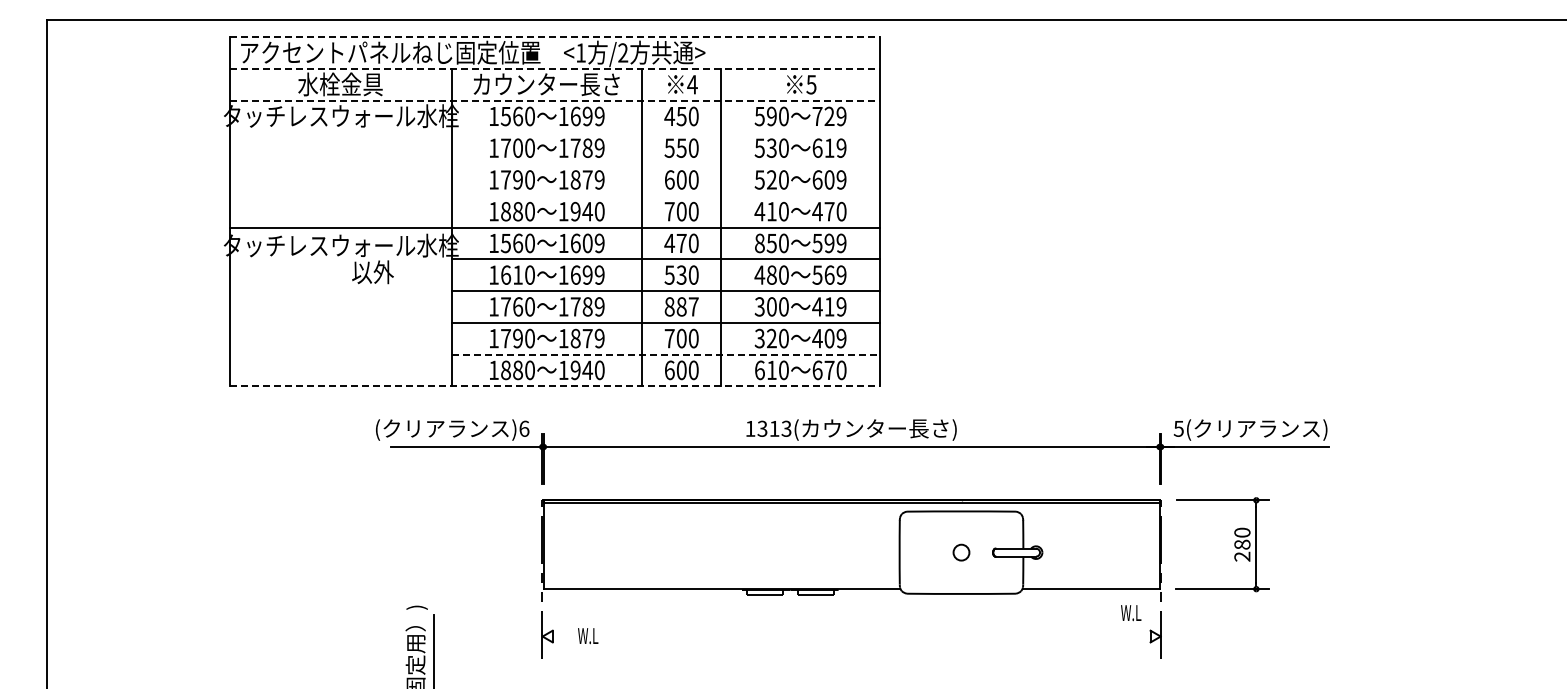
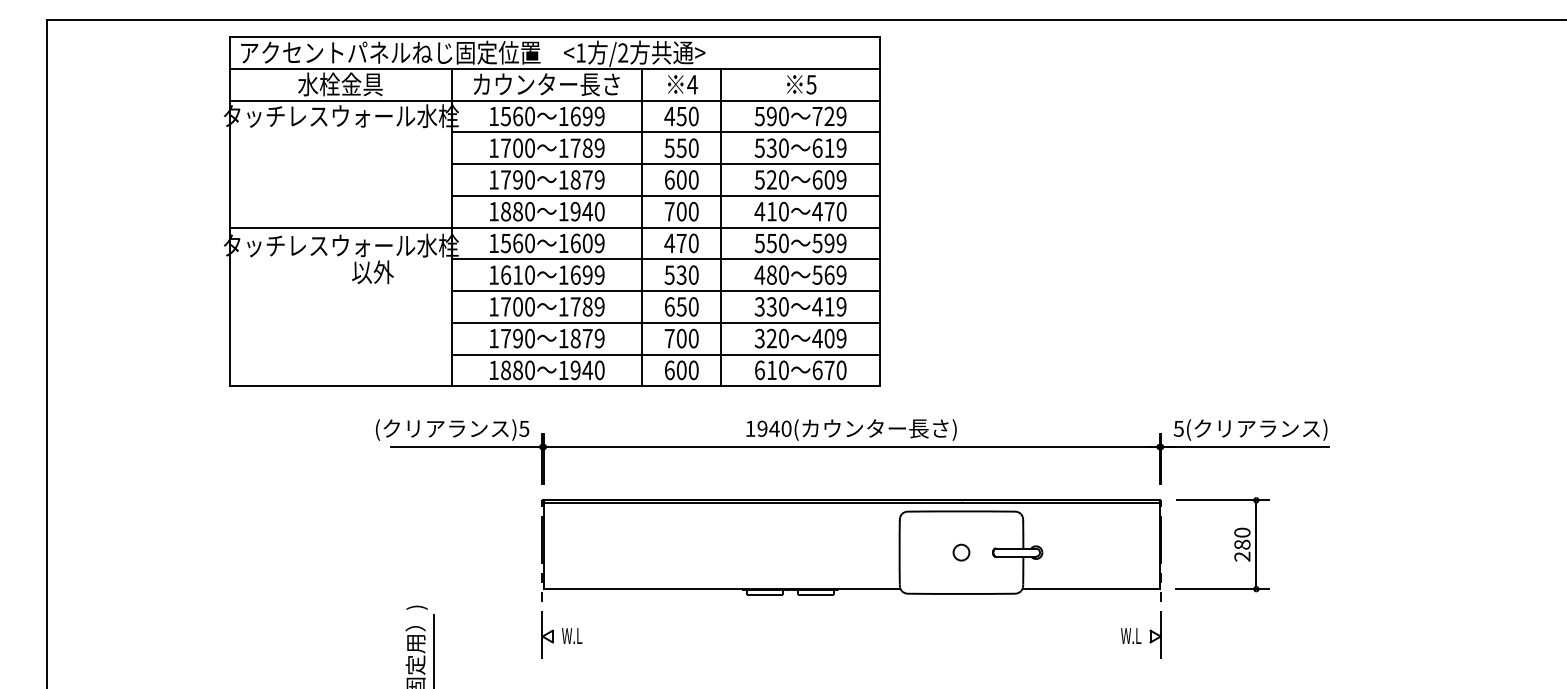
line: dashed -> solid (555, 37)
line: dashed -> solid (555, 68)
line: dashed -> solid (555, 100)
line: none -> present (665, 132)
line: none -> present (665, 164)
line: none -> present (665, 195)
text: 850 -> 550 (759, 243)
text: 1760 -> 1700 (518, 306)
text: 887 -> 650 (681, 306)
text: 300 -> 330 (771, 306)
line: dashed -> solid (666, 354)
line: dashed -> solid (555, 386)
text: )6 -> )5 (524, 428)
text: 1313( -> 1940( (774, 428)
text position: (1131, 613) -> (1131, 636) (1131, 636)
text position: (588, 636) -> (572, 636) (572, 636)
